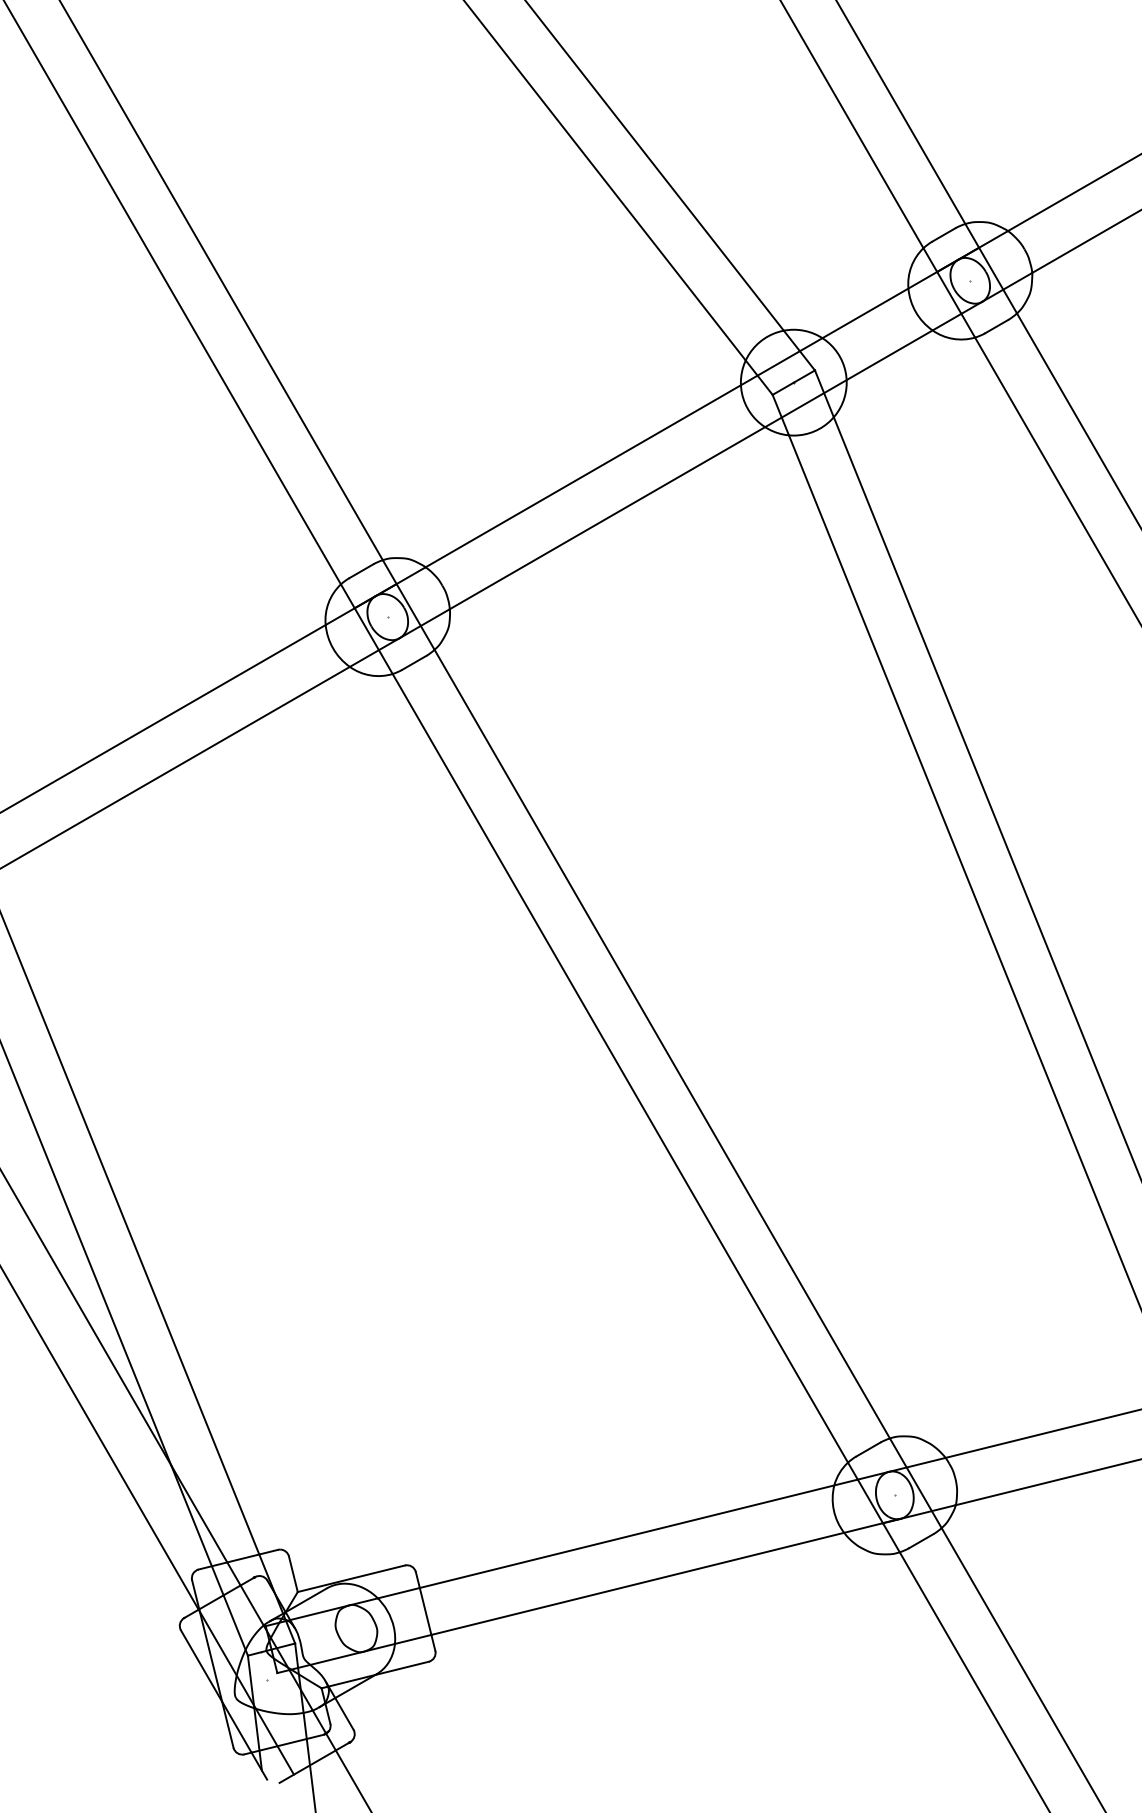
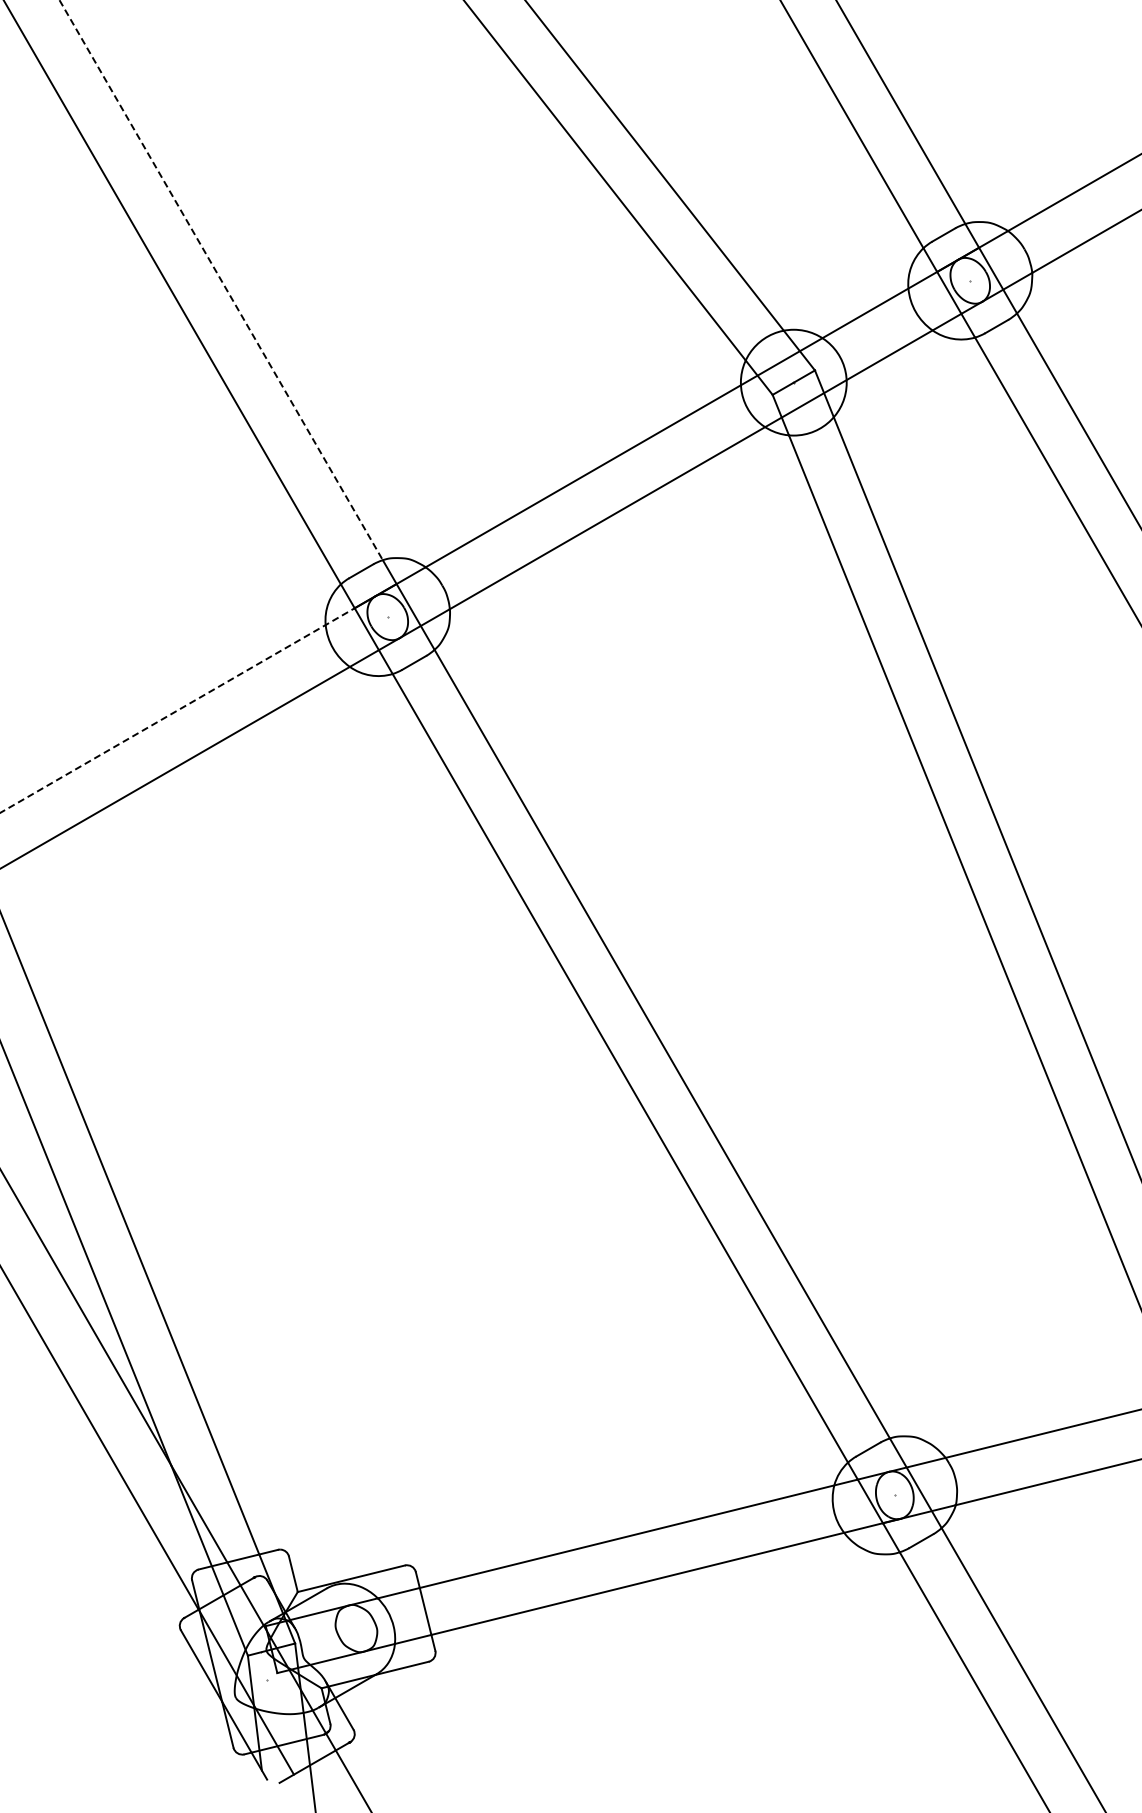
line: solid -> dashed (221, 280)
line: solid -> dashed (178, 710)
